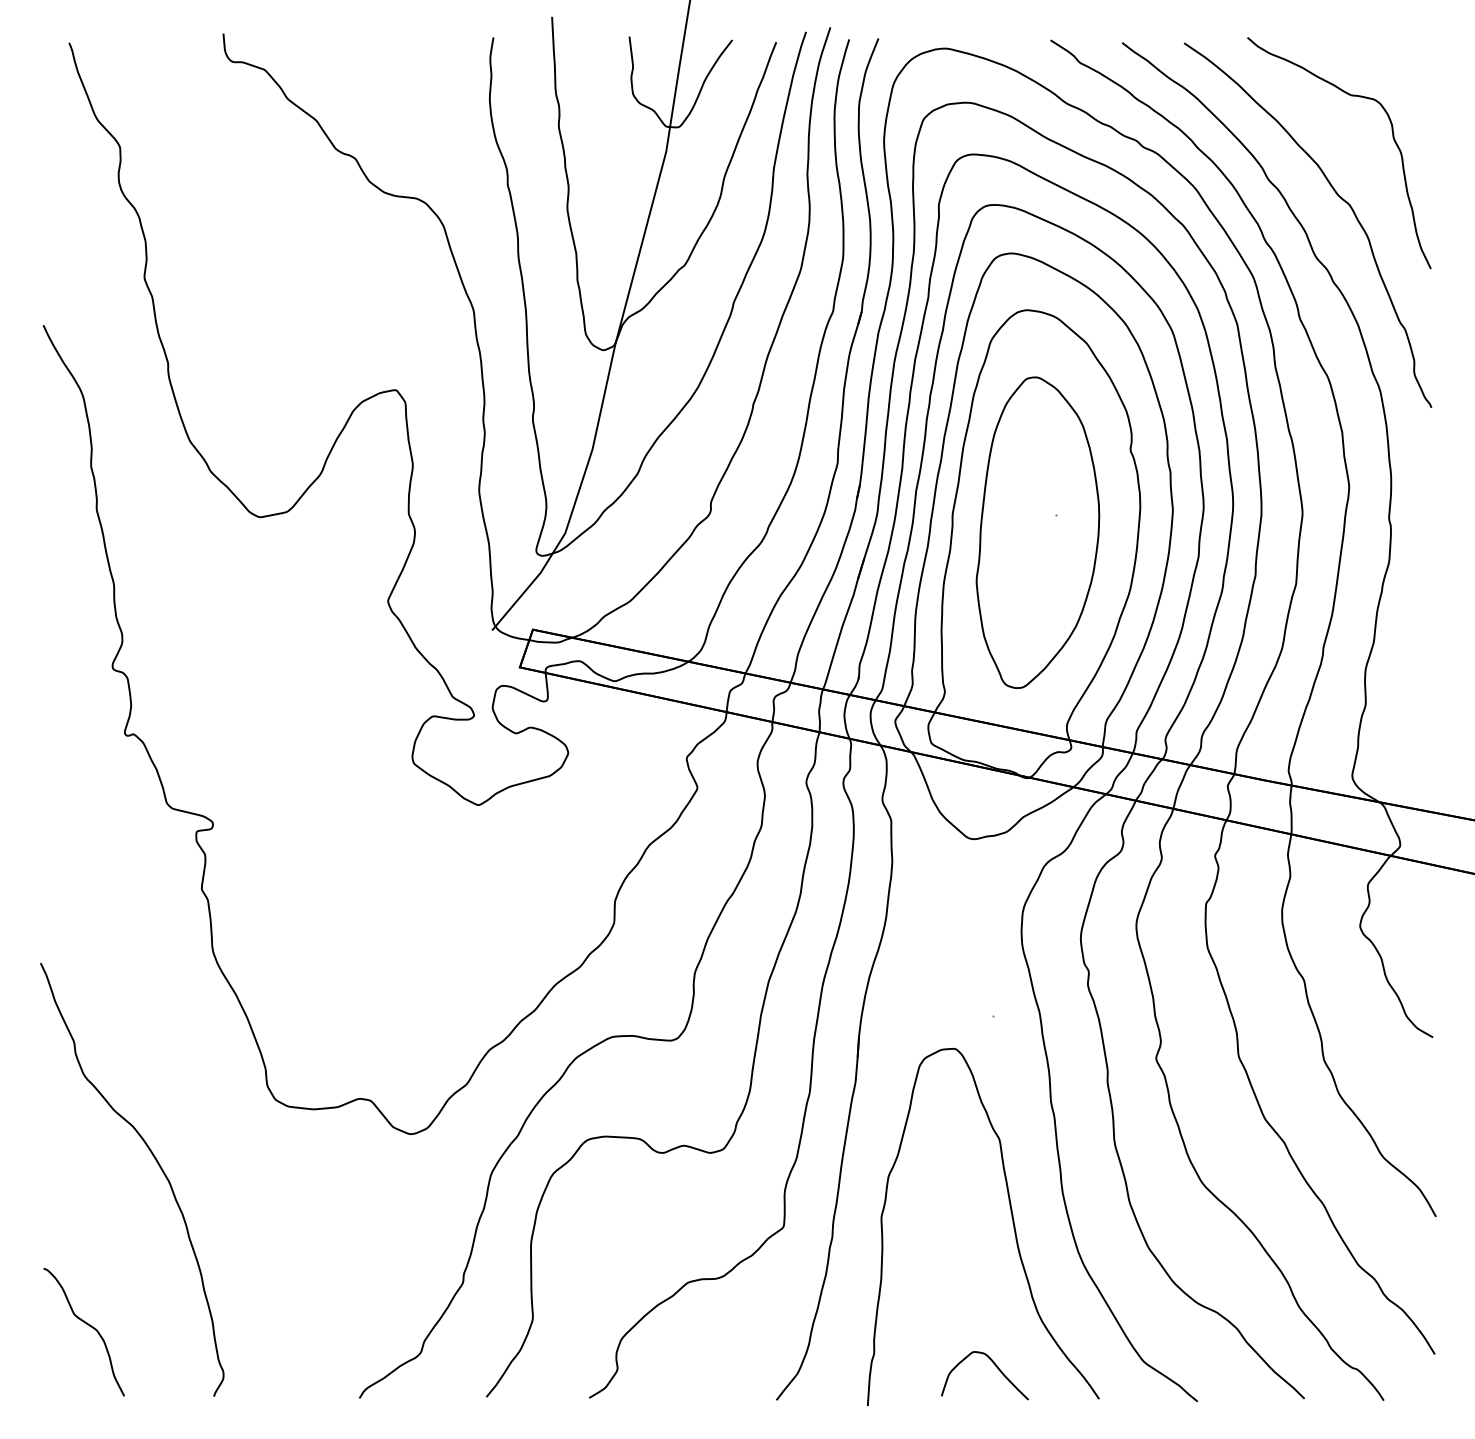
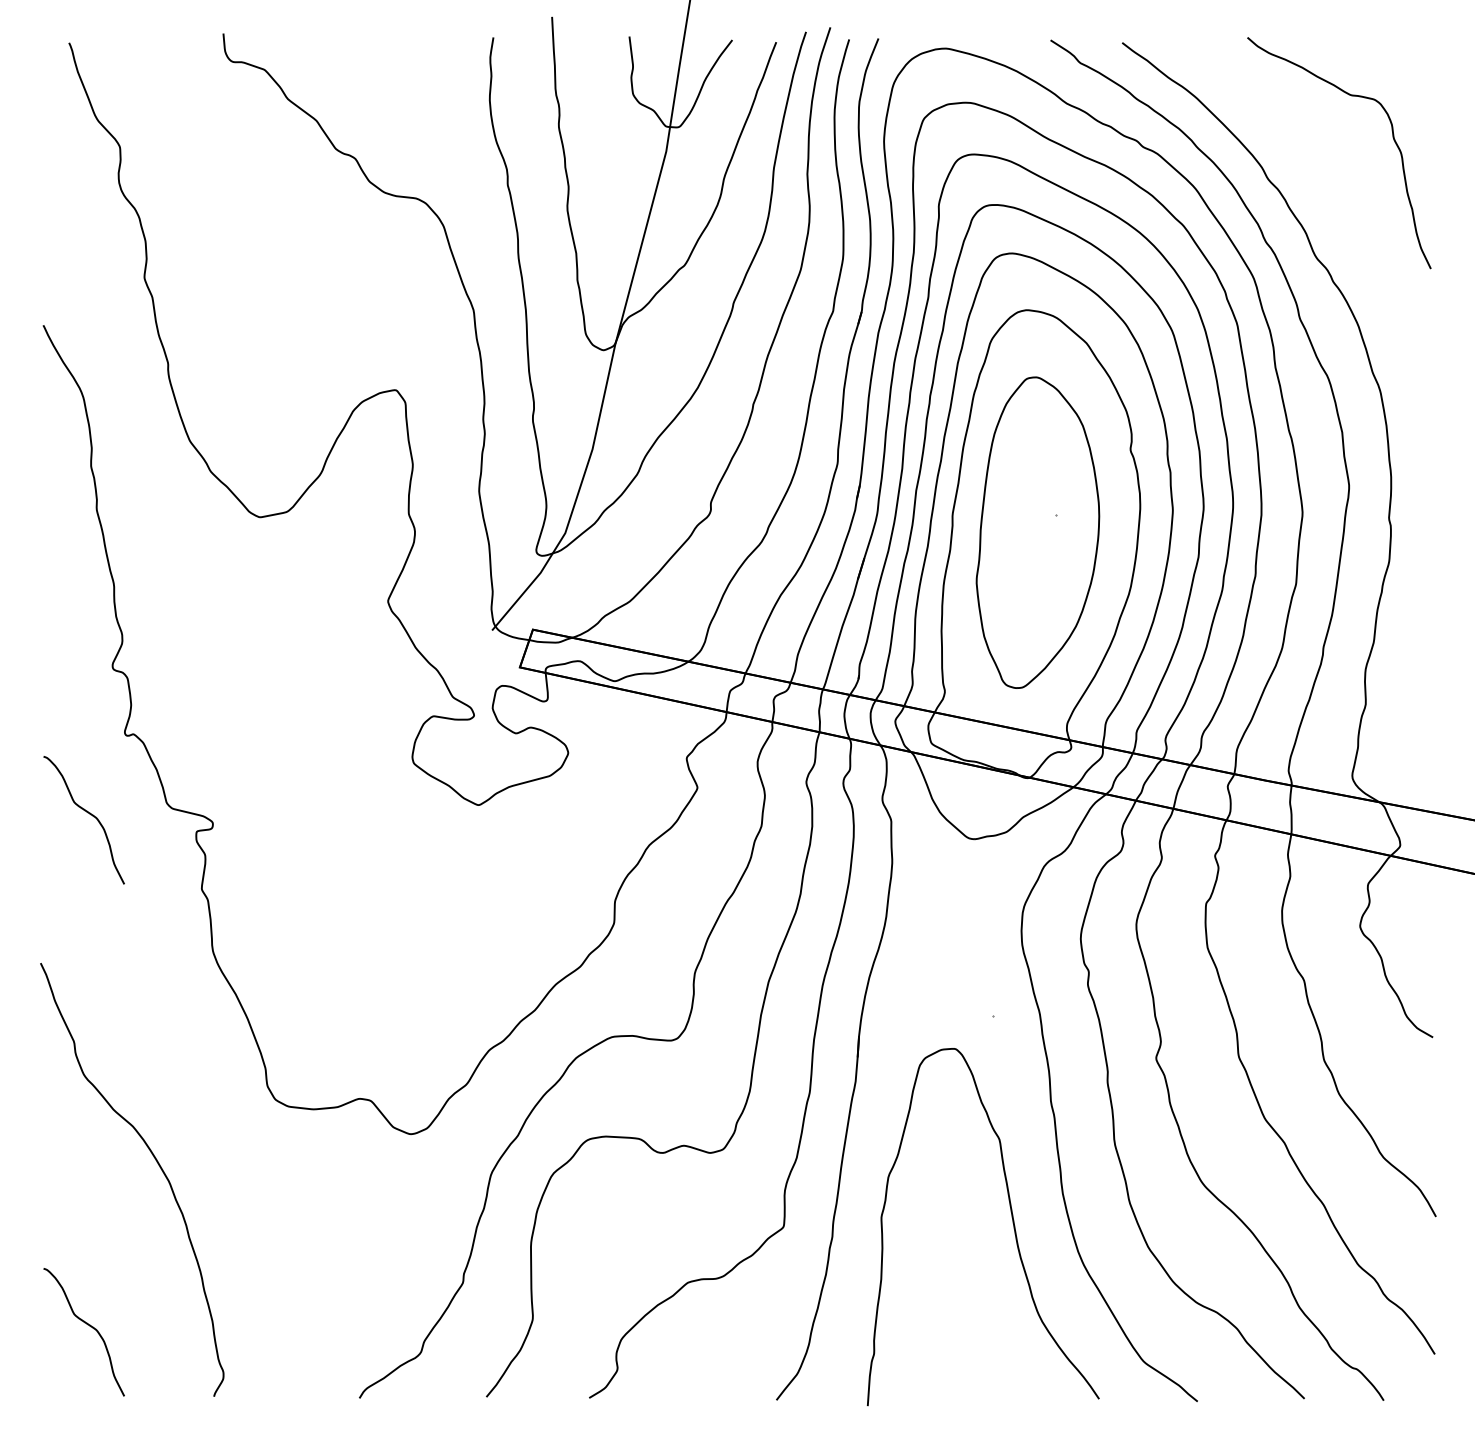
curve: present -> none (1336, 194)
curve: none -> present (87, 813)
curve: present -> none (994, 1365)
